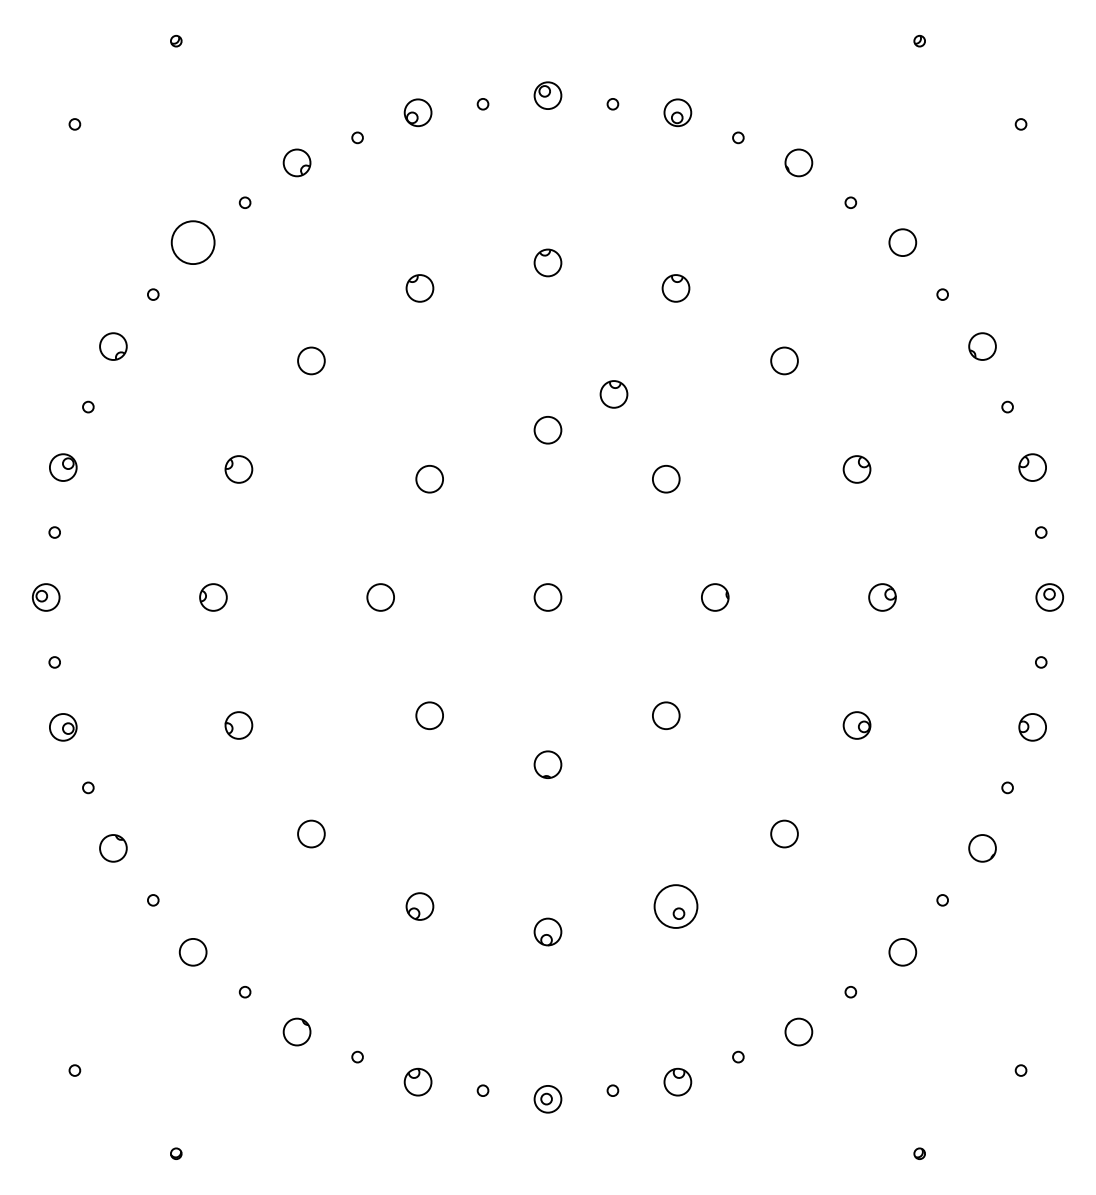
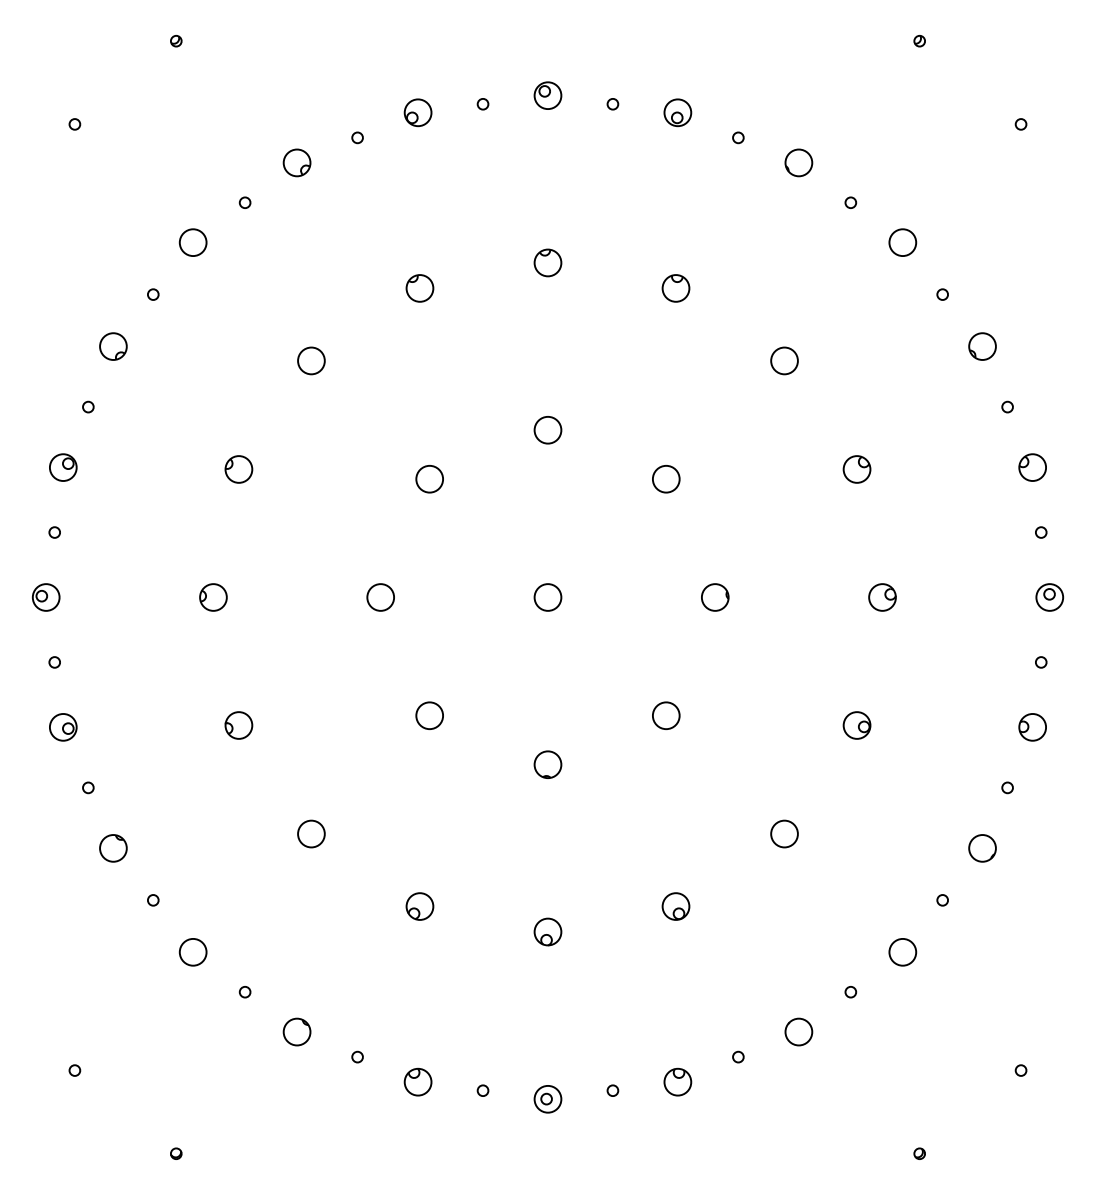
circle diameter: 43 px -> 27 px (192, 242)
part: present -> none (613, 394)
circle diameter: 43 px -> 27 px (675, 906)
